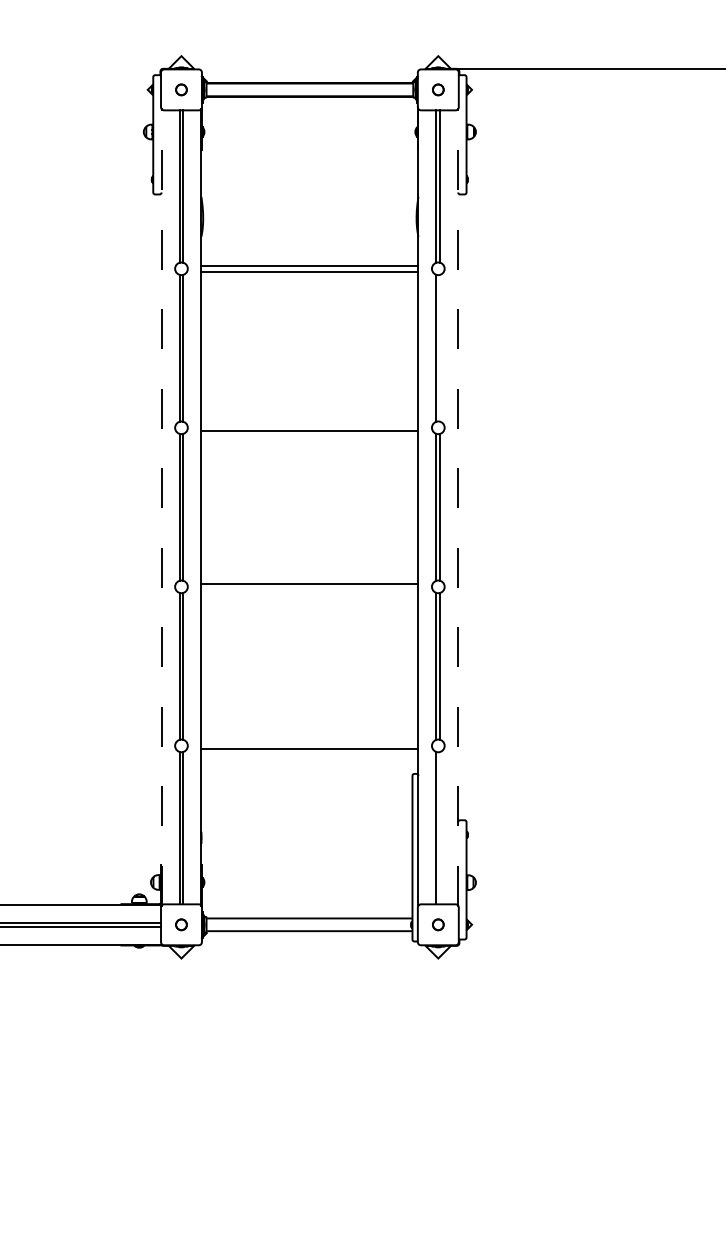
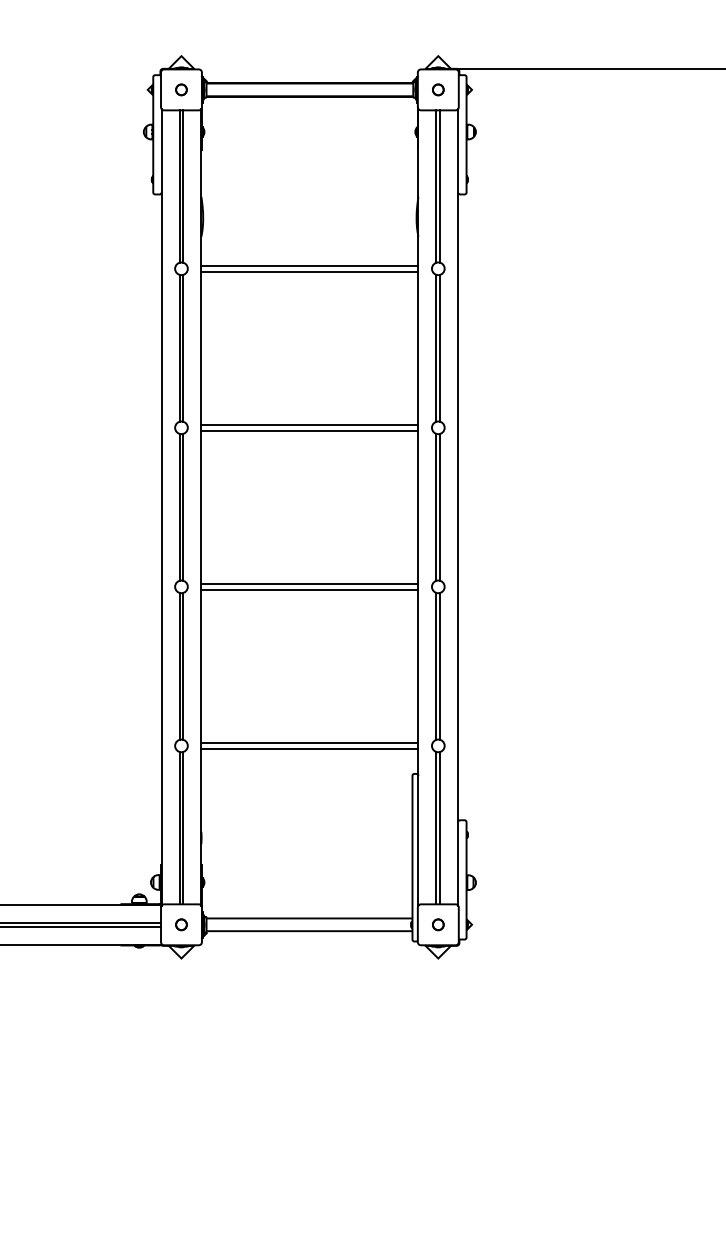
line: none -> present (440, 347)
line: none -> present (309, 424)
line: dashed -> solid (161, 507)
line: dashed -> solid (458, 507)
line: none -> present (309, 590)
line: none -> present (309, 742)
line: none -> present (440, 827)
